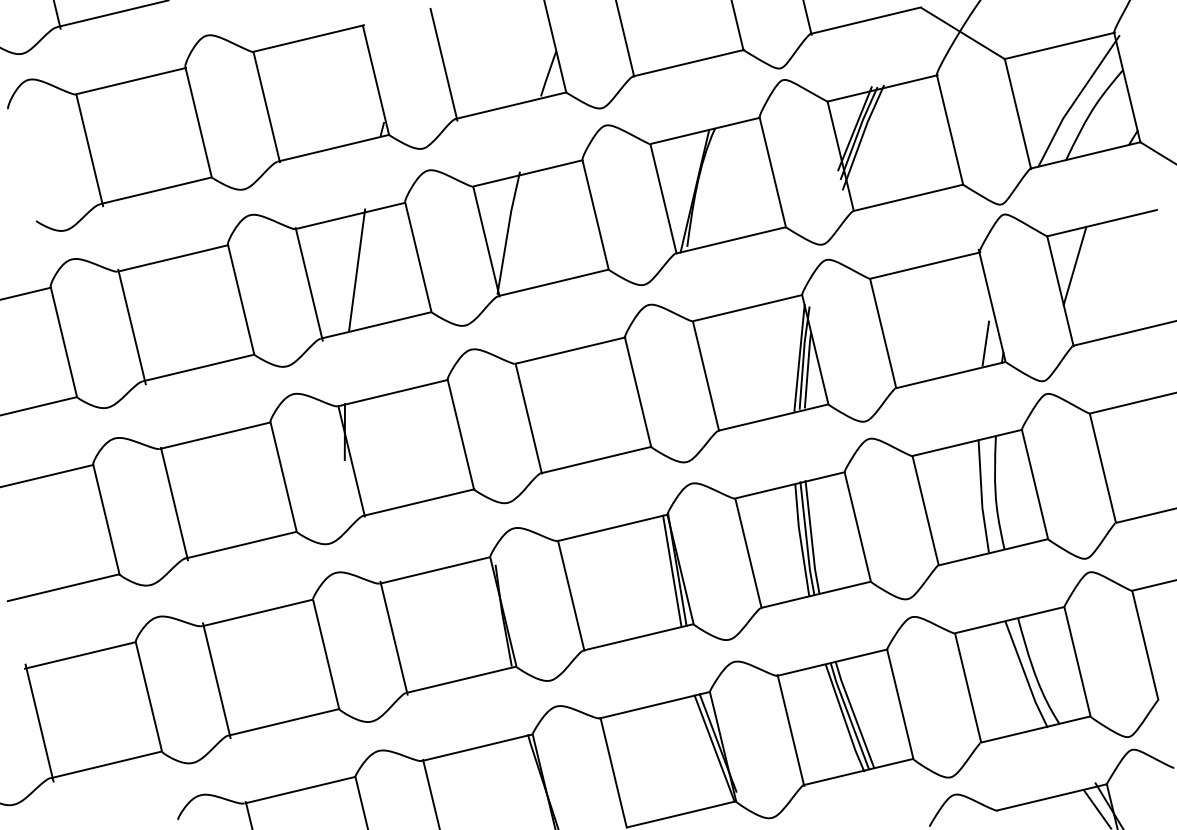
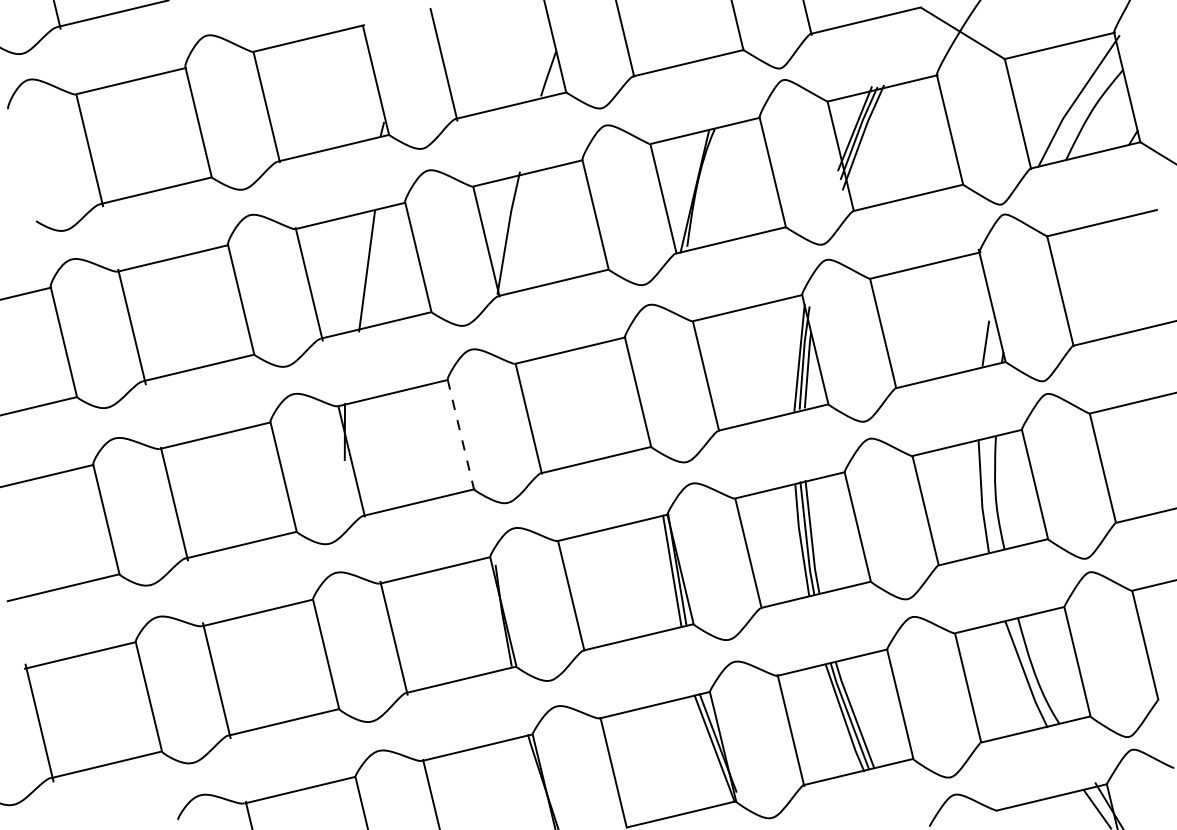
line: present -> none (1074, 265)
line position: (357, 269) -> (367, 270) (367, 270)
line: solid -> dashed (460, 434)
